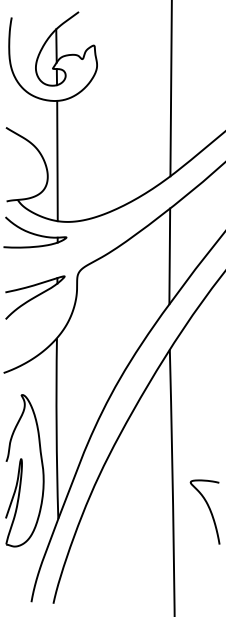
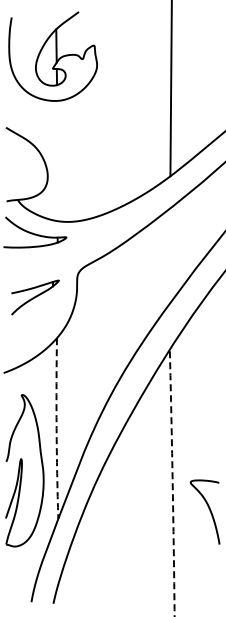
line: present -> none (57, 160)
line: present -> none (169, 256)
part size: 61x45 px -> 49x37 px (35, 297)
arc: solid -> dashed (56, 428)
arc: solid -> dashed (172, 482)
